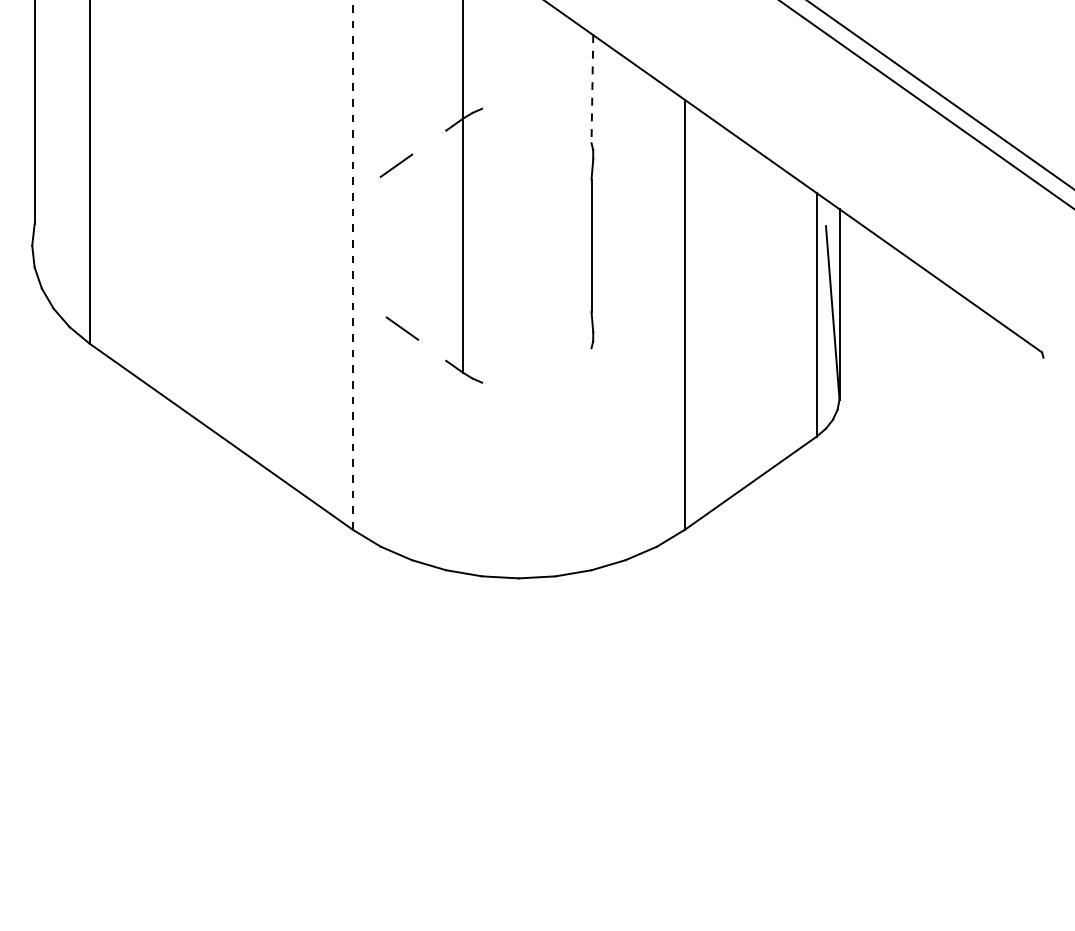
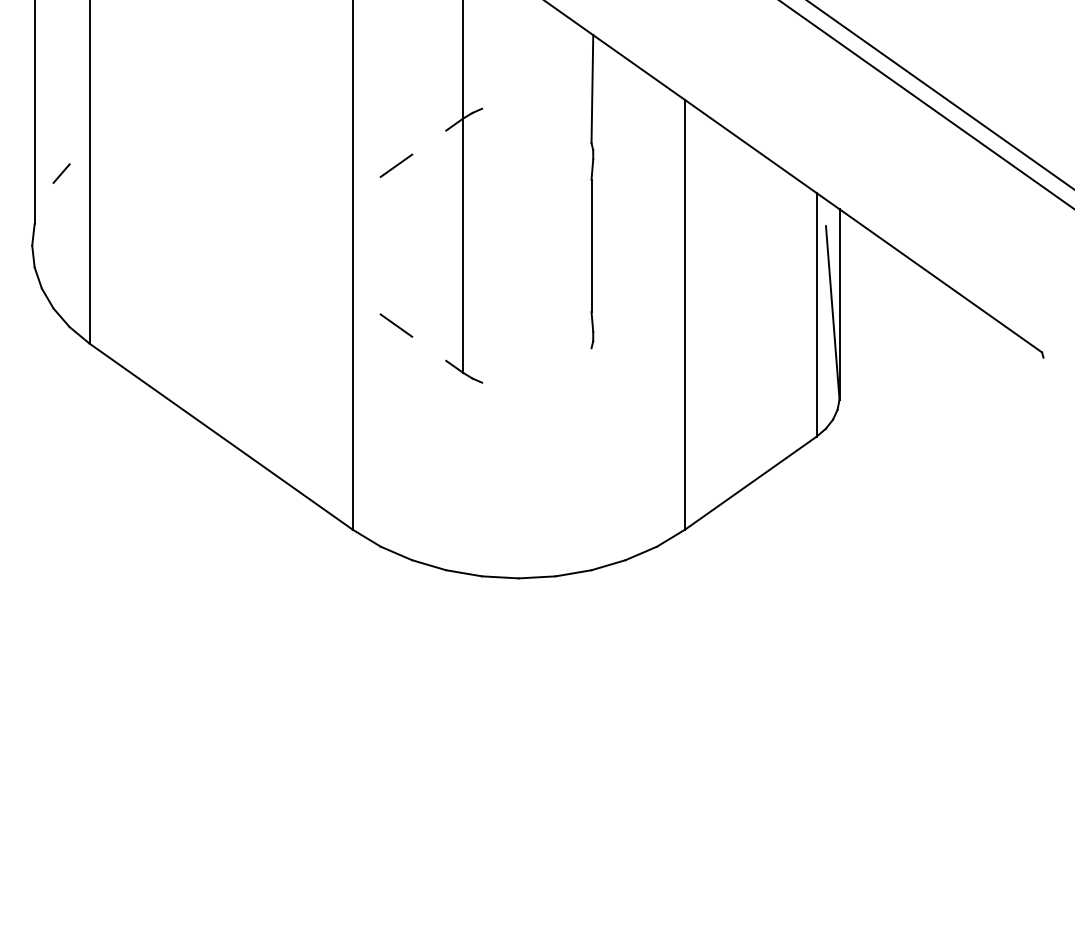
line: dashed -> solid (592, 89)
line: none -> present (61, 173)
line: dashed -> solid (352, 264)
line position: (402, 328) -> (396, 325) (396, 325)
